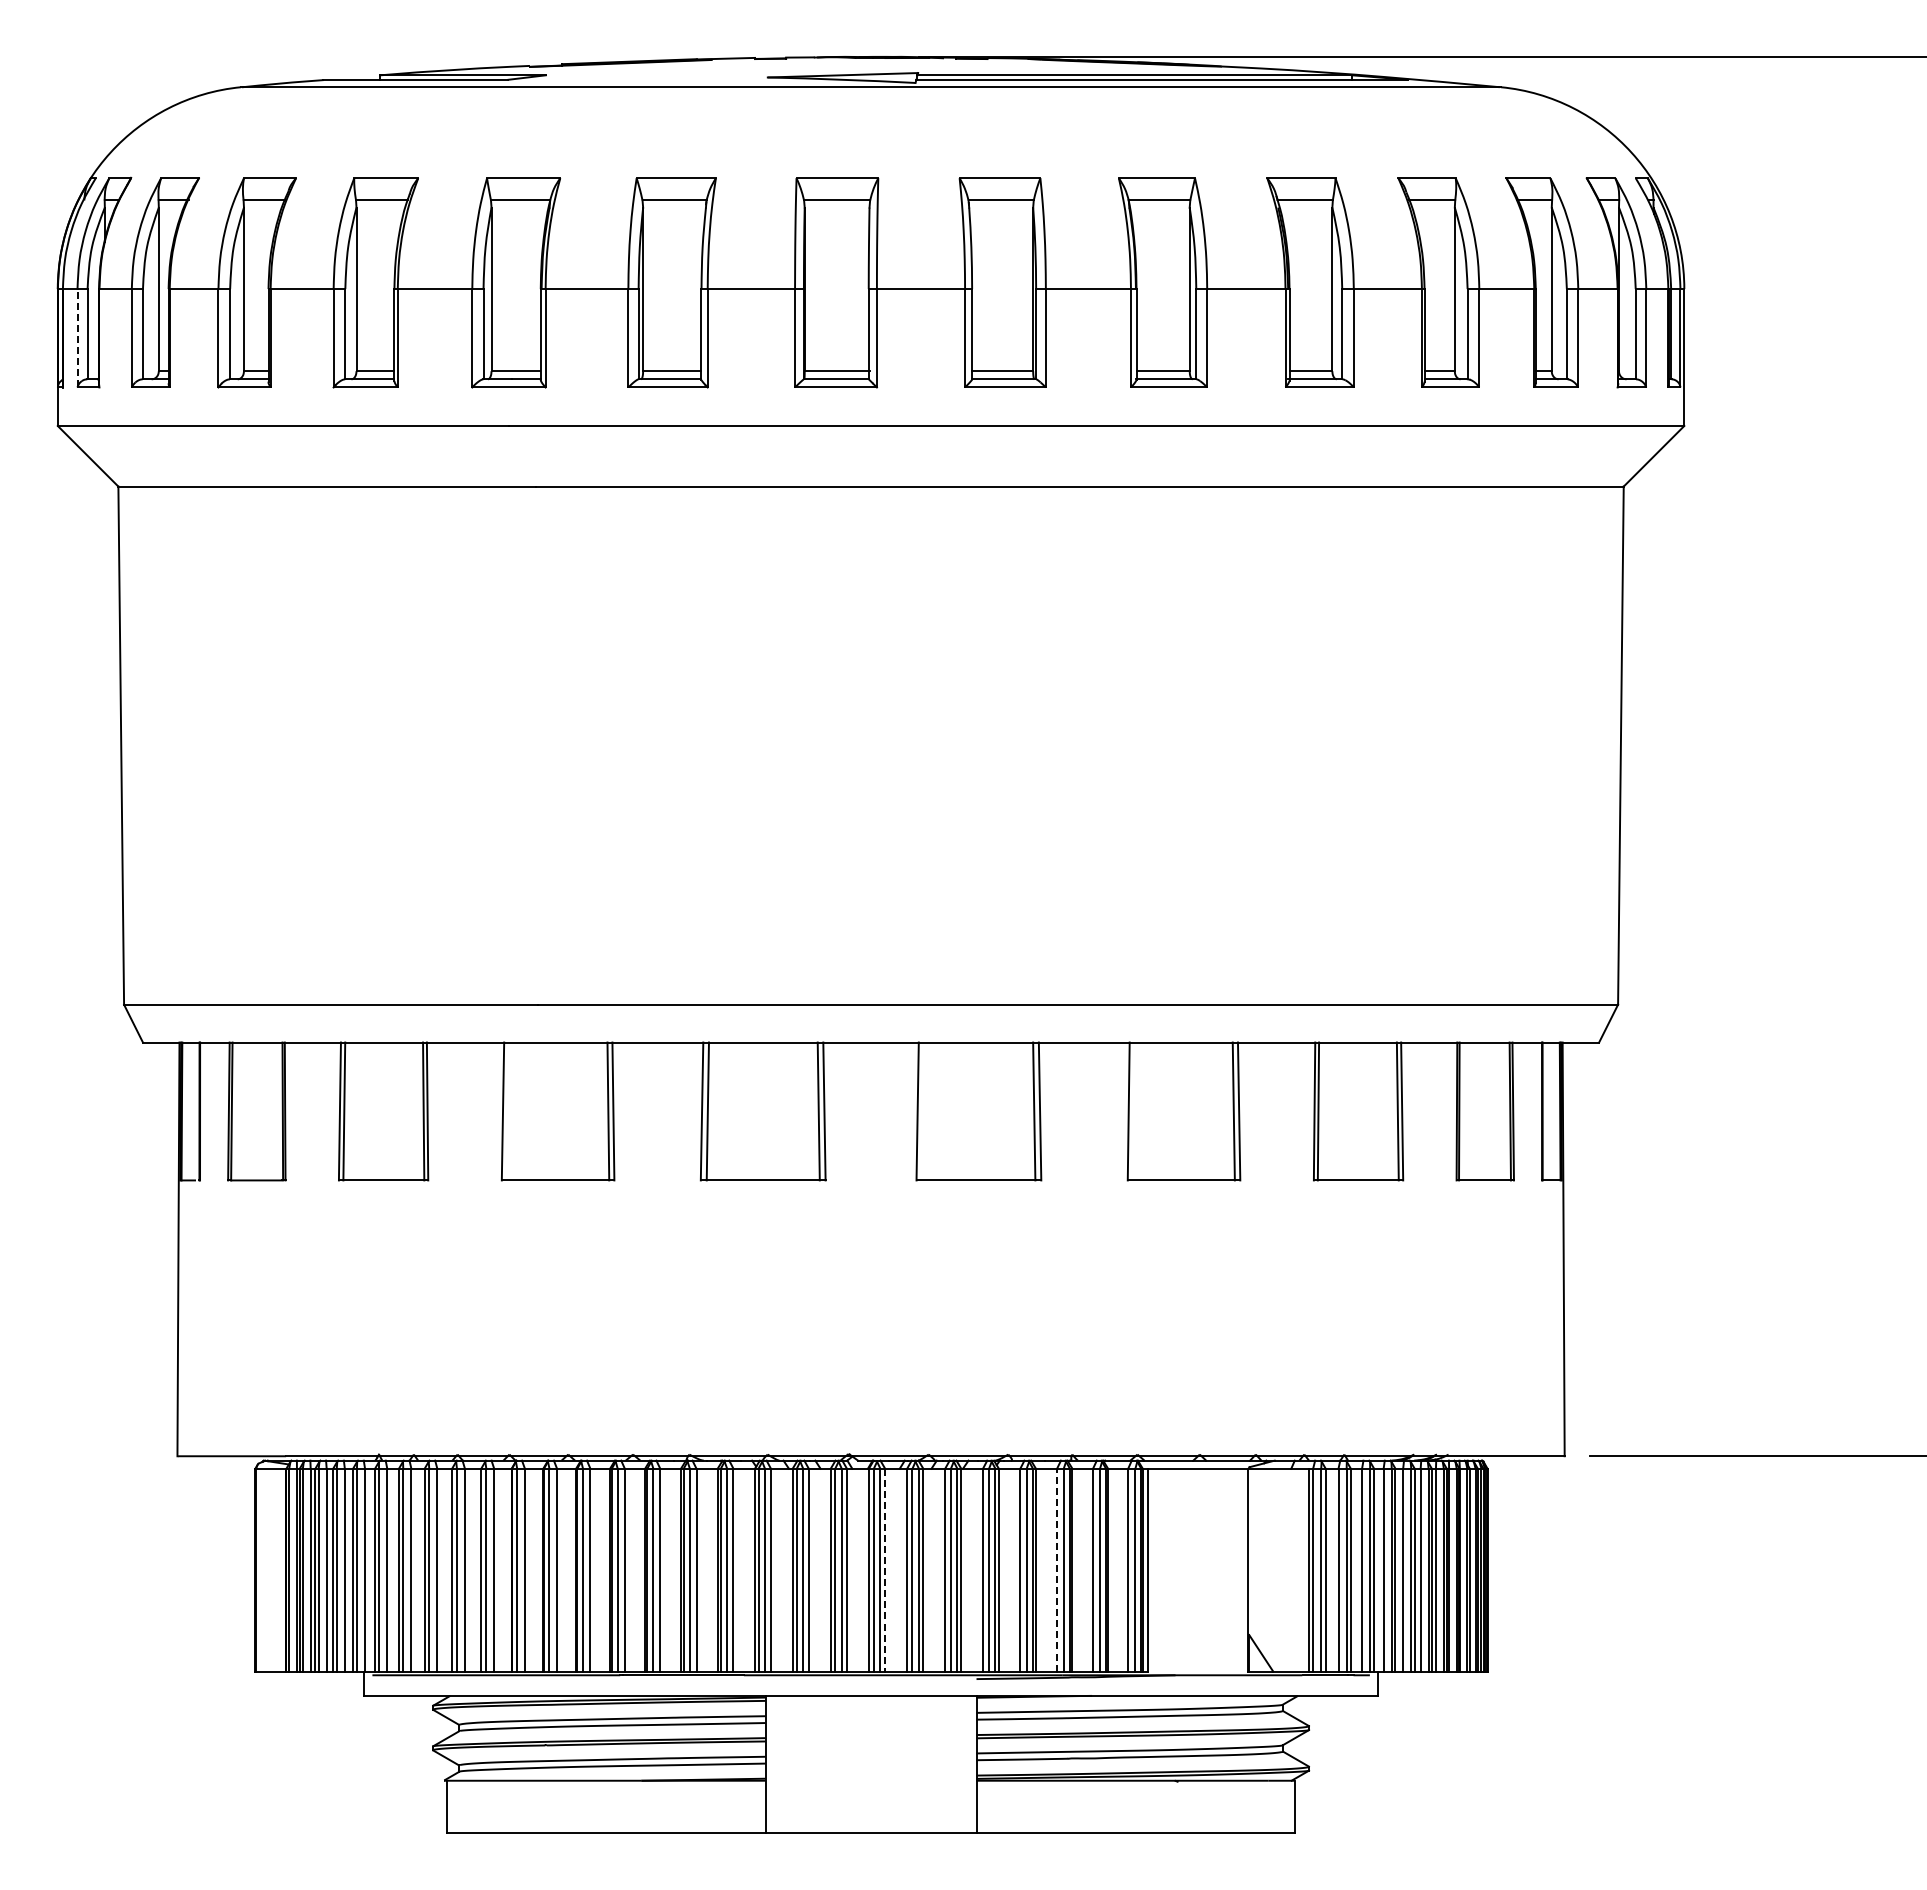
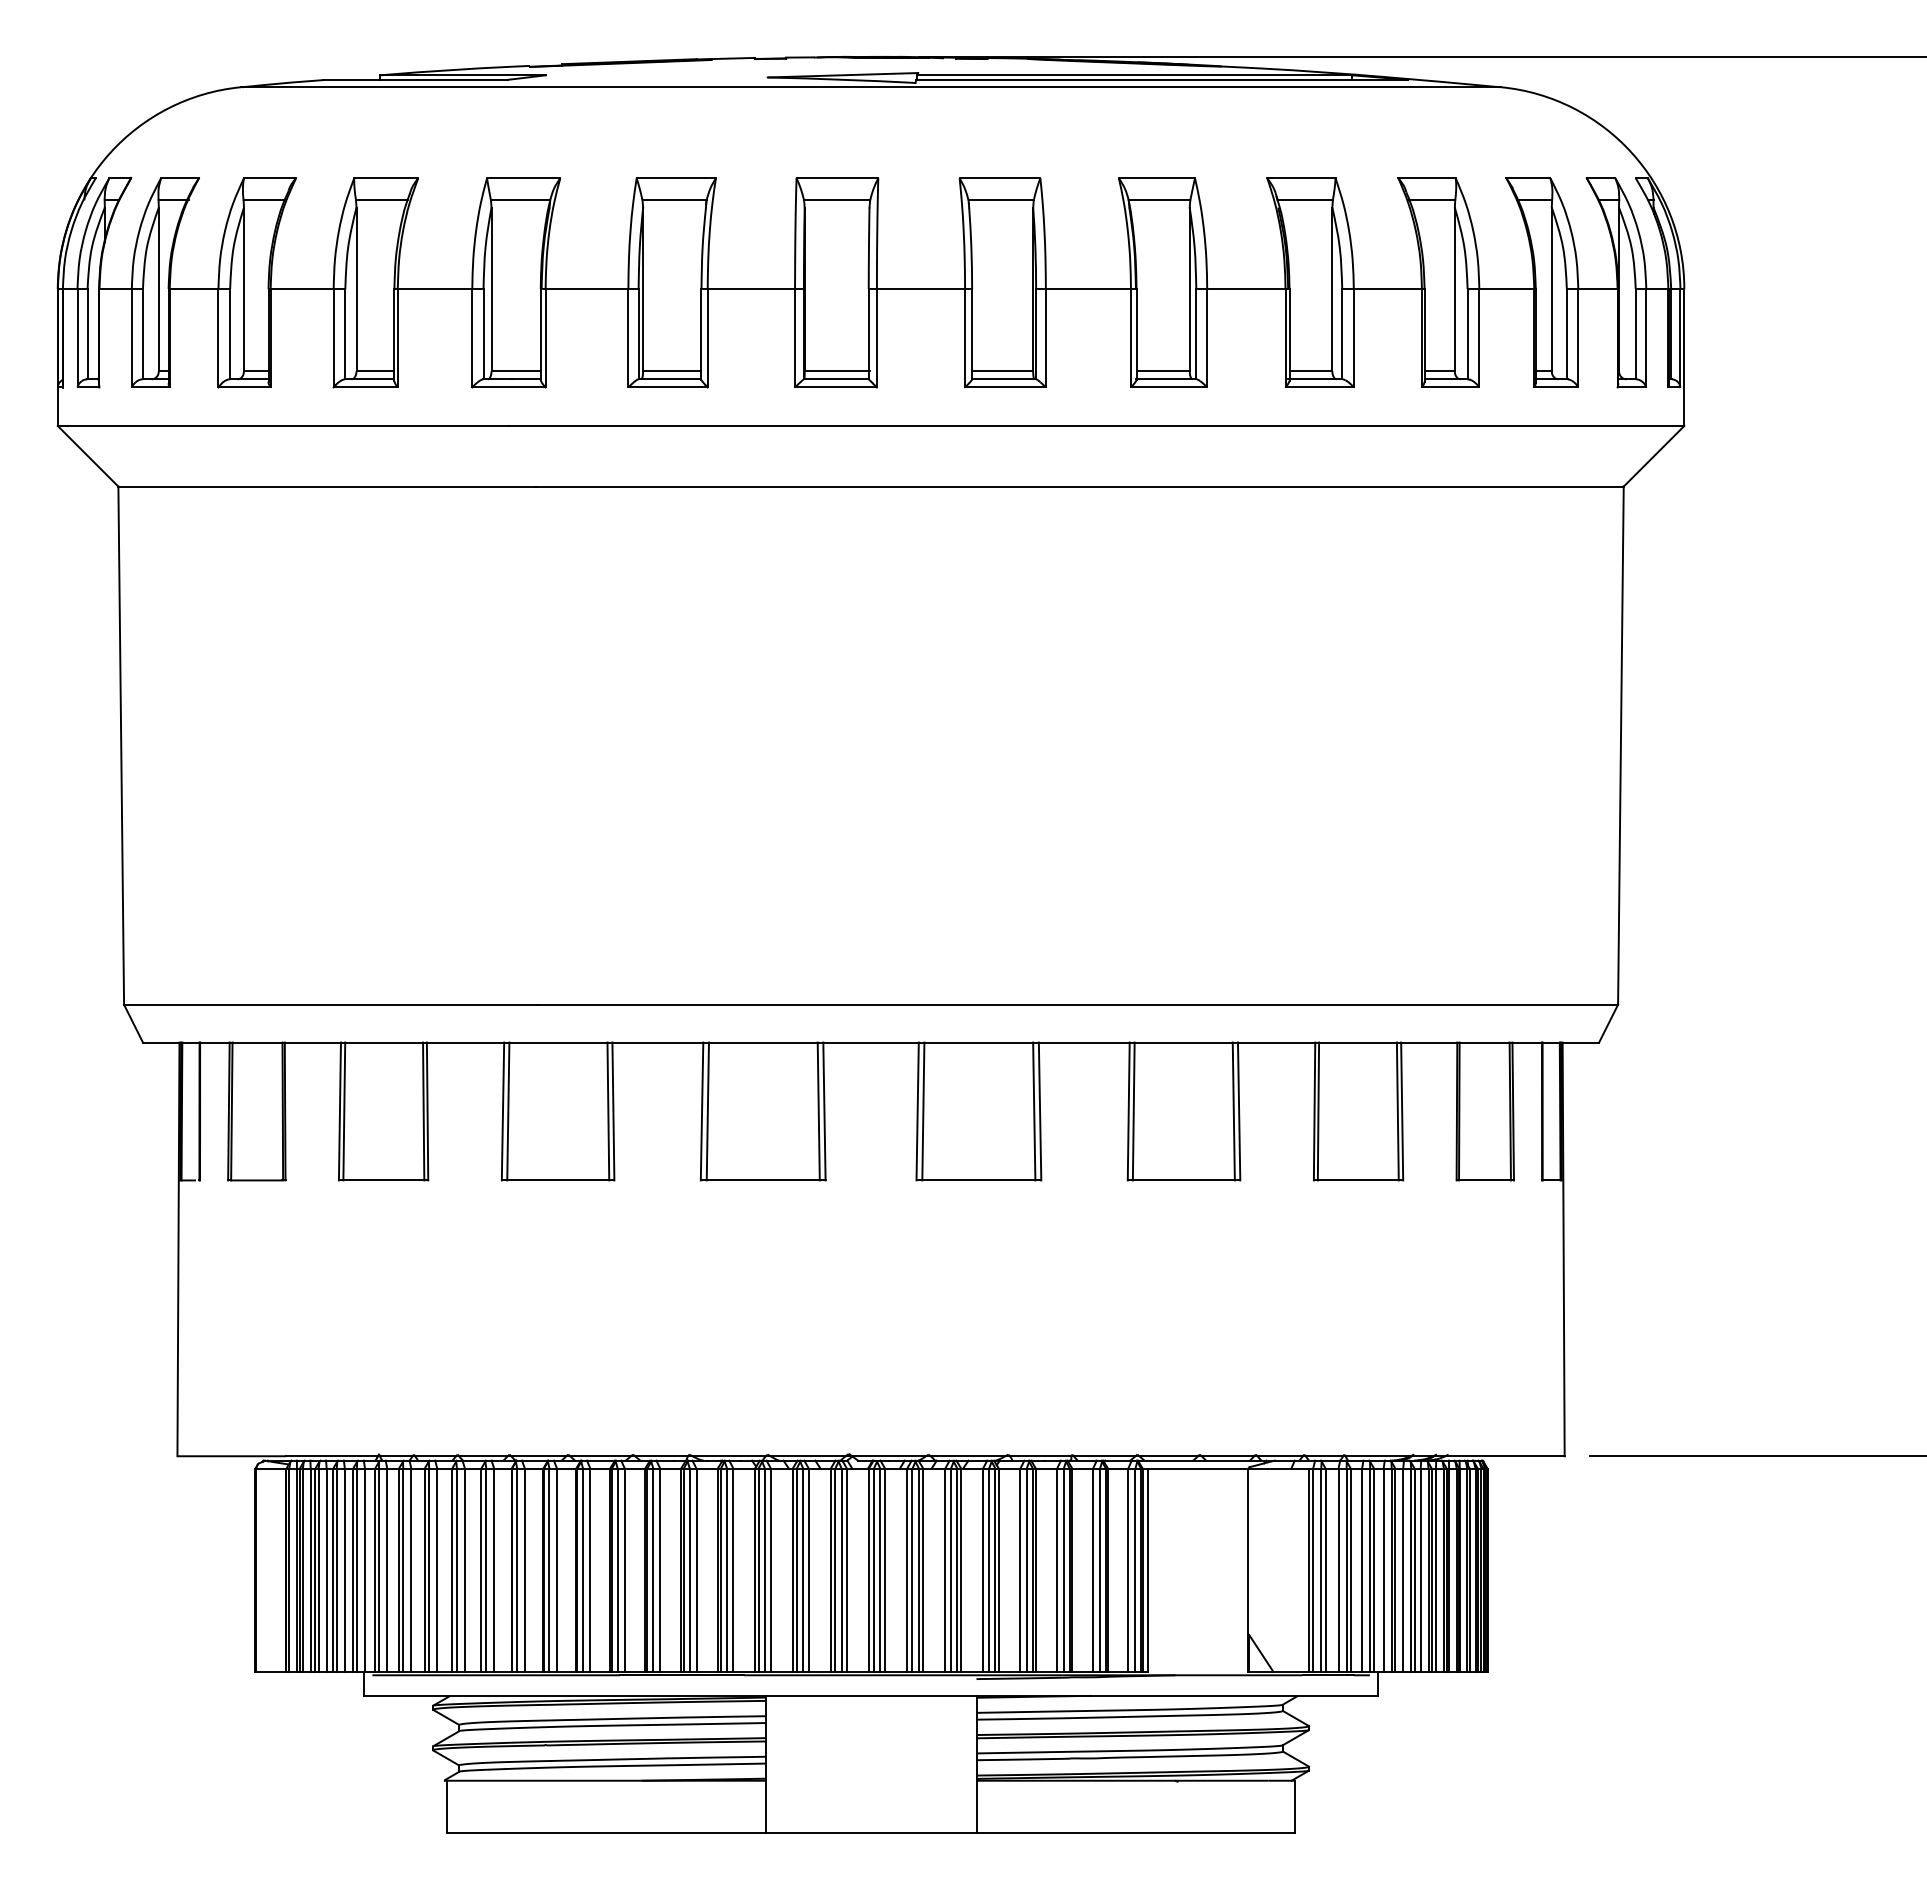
line: dashed -> solid (77, 337)
line: none -> present (508, 1111)
line: none -> present (923, 1111)
line: none -> present (1133, 1111)
line: dashed -> solid (1057, 1569)
line: dashed -> solid (885, 1570)
